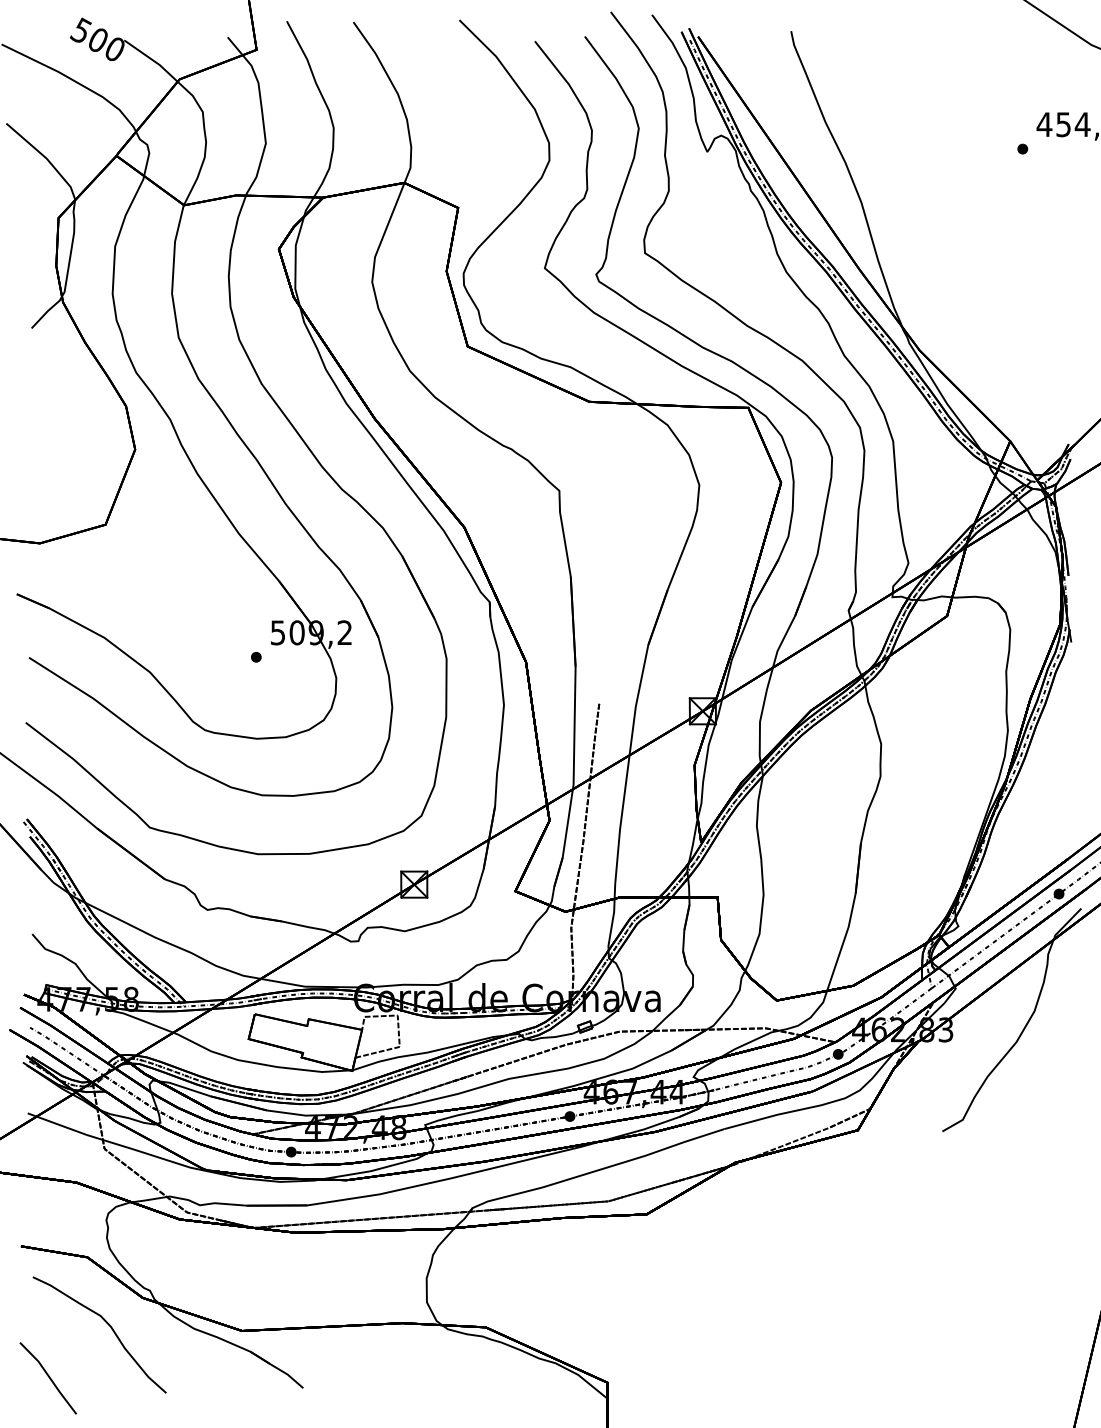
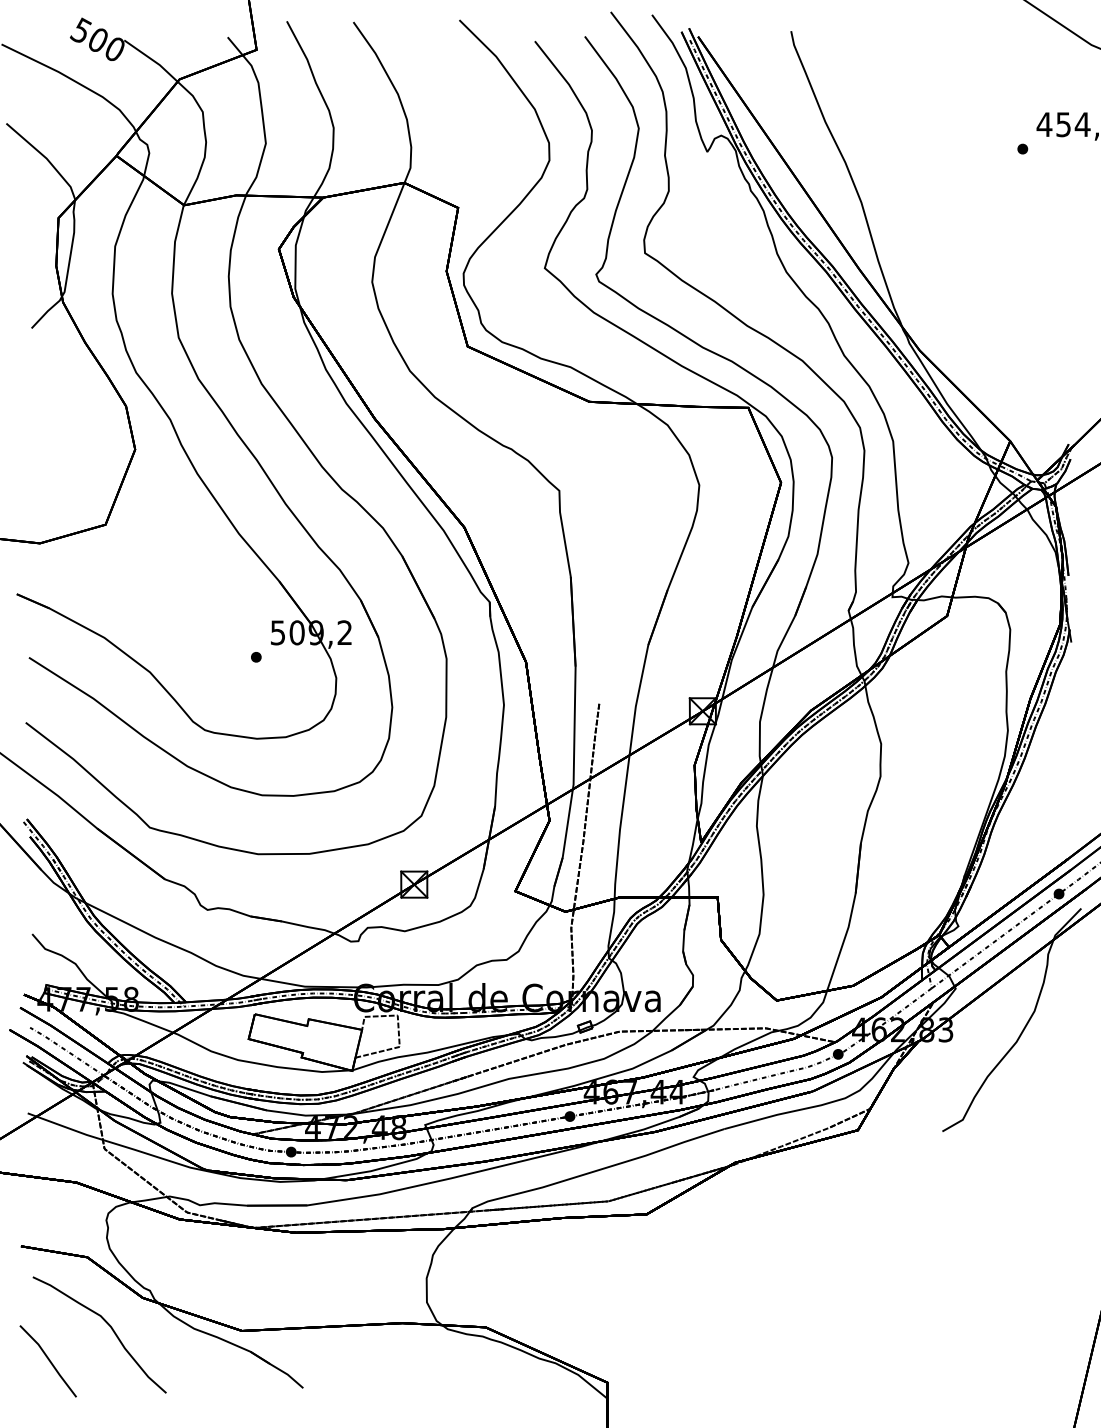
line position: (48, 1377) -> (48, 1360) (48, 1360)
